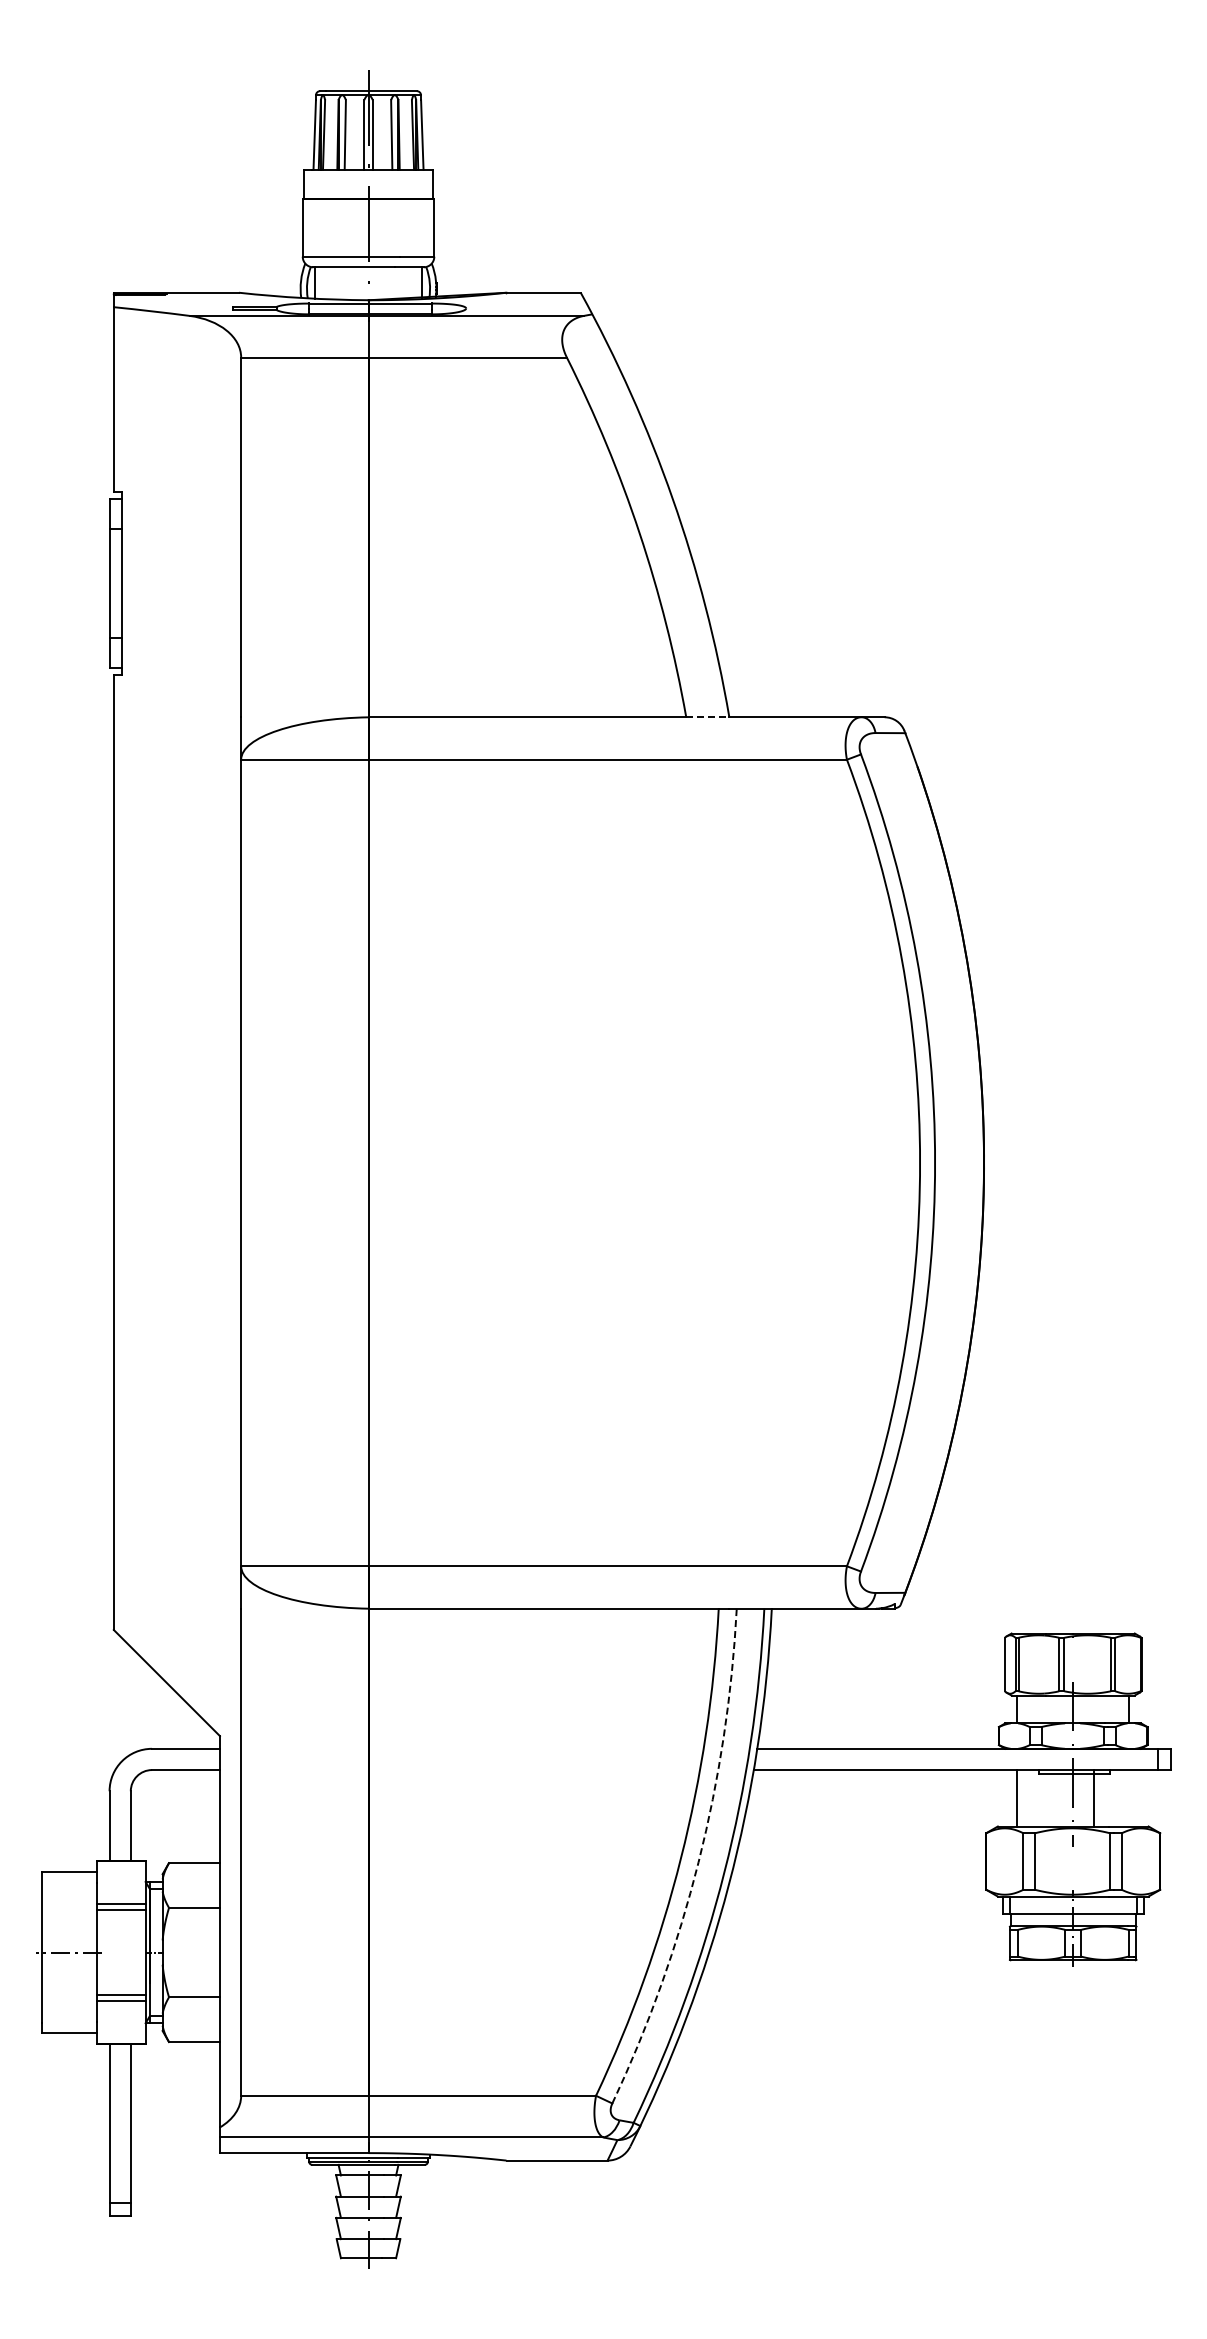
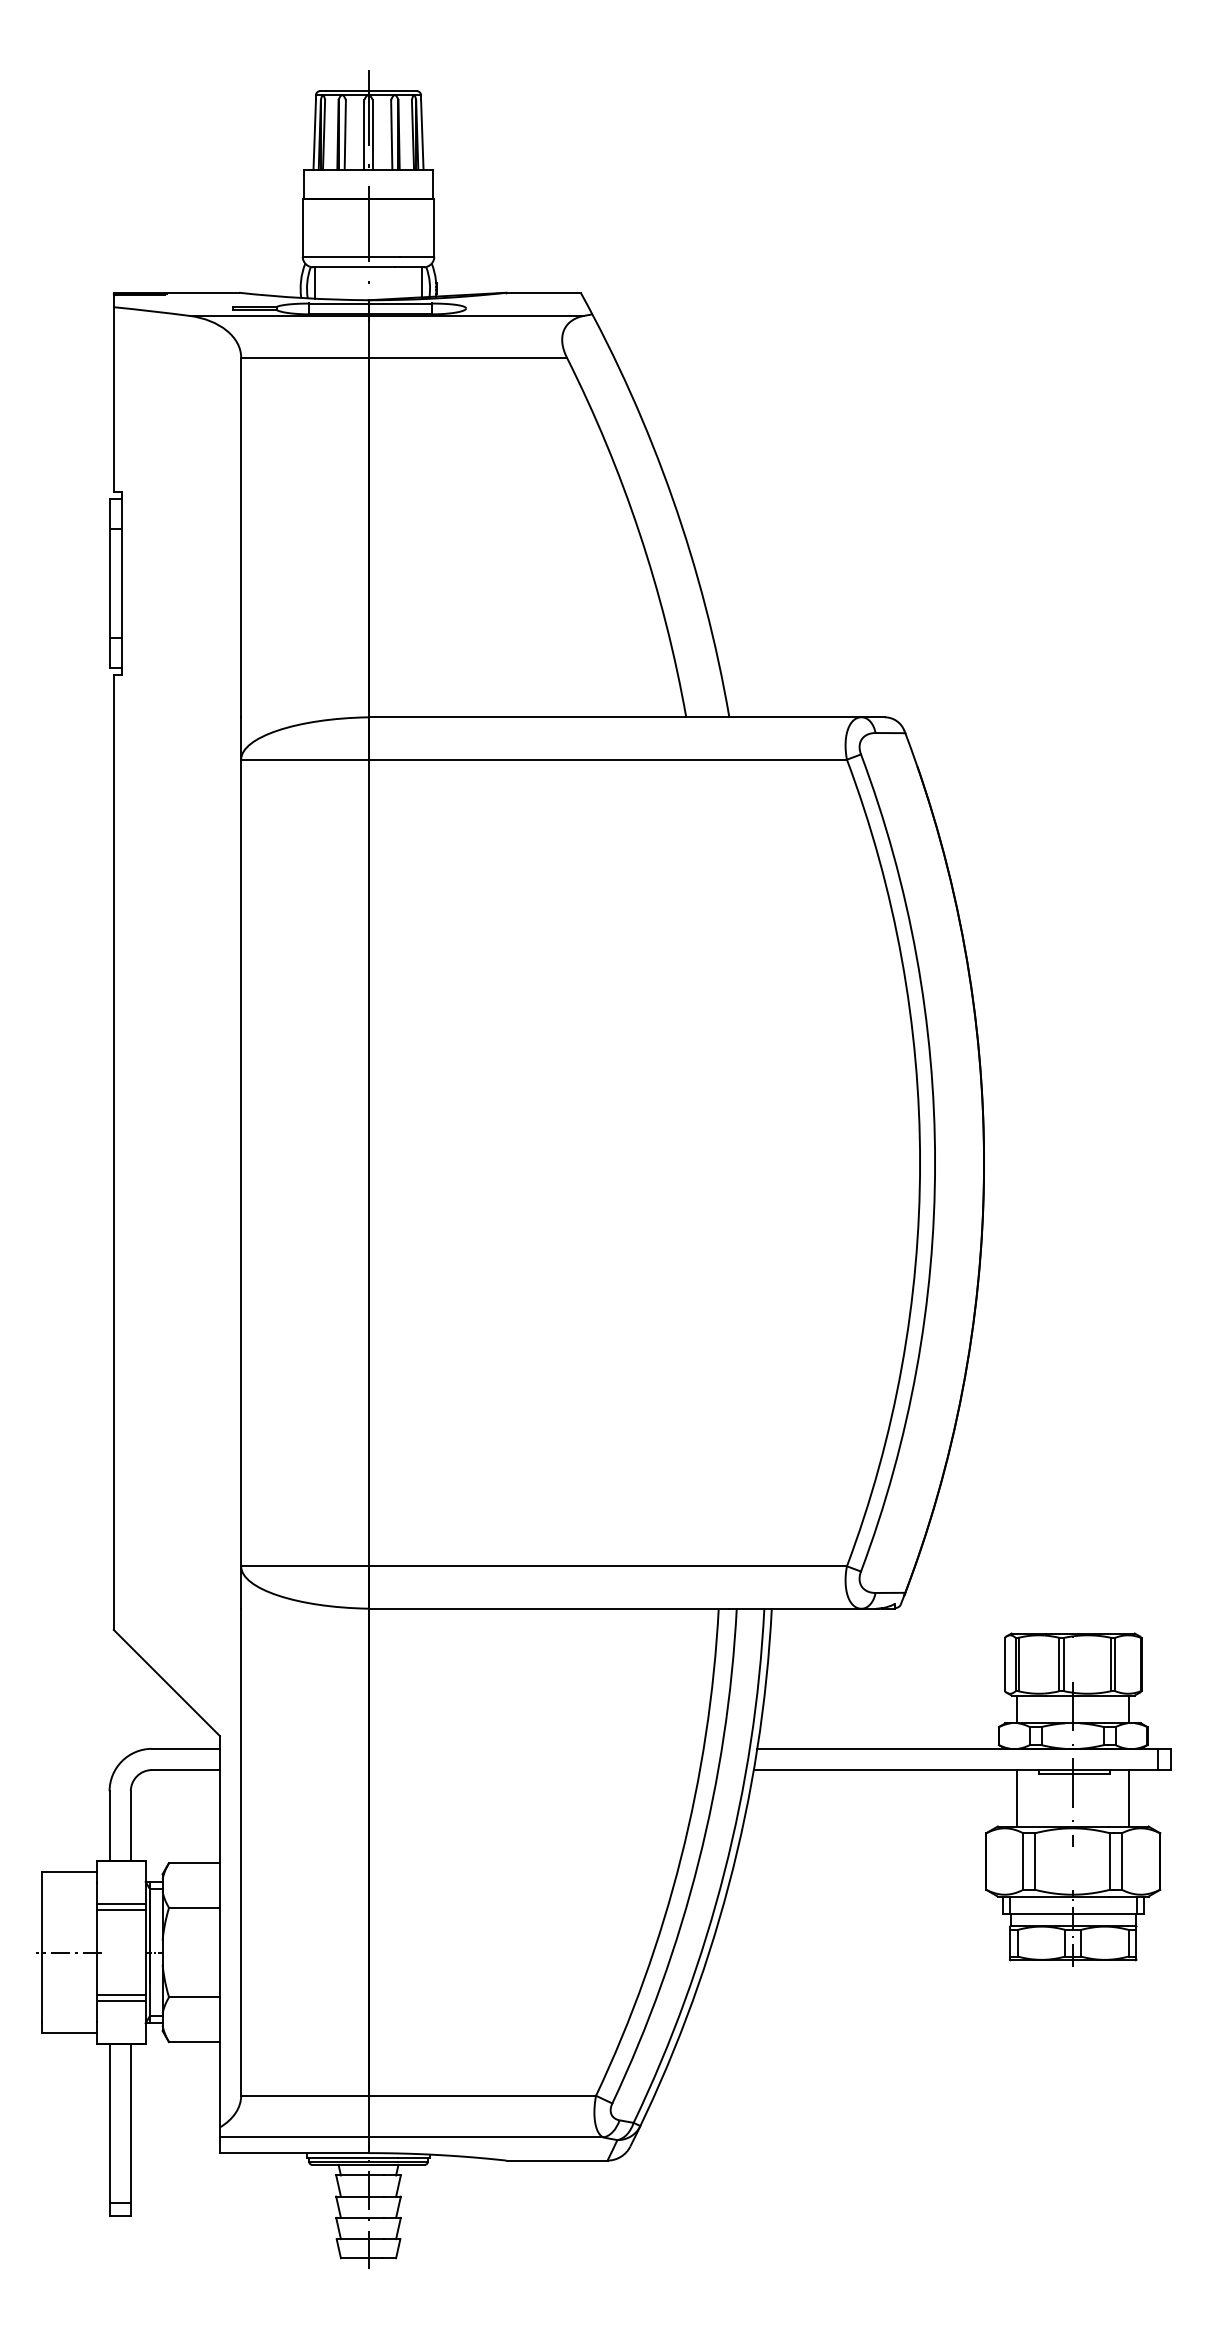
line: dashed -> solid (707, 717)
line position: (1094, 1798) -> (1129, 1798) (1129, 1798)
arc: dashed -> solid (698, 1862)
